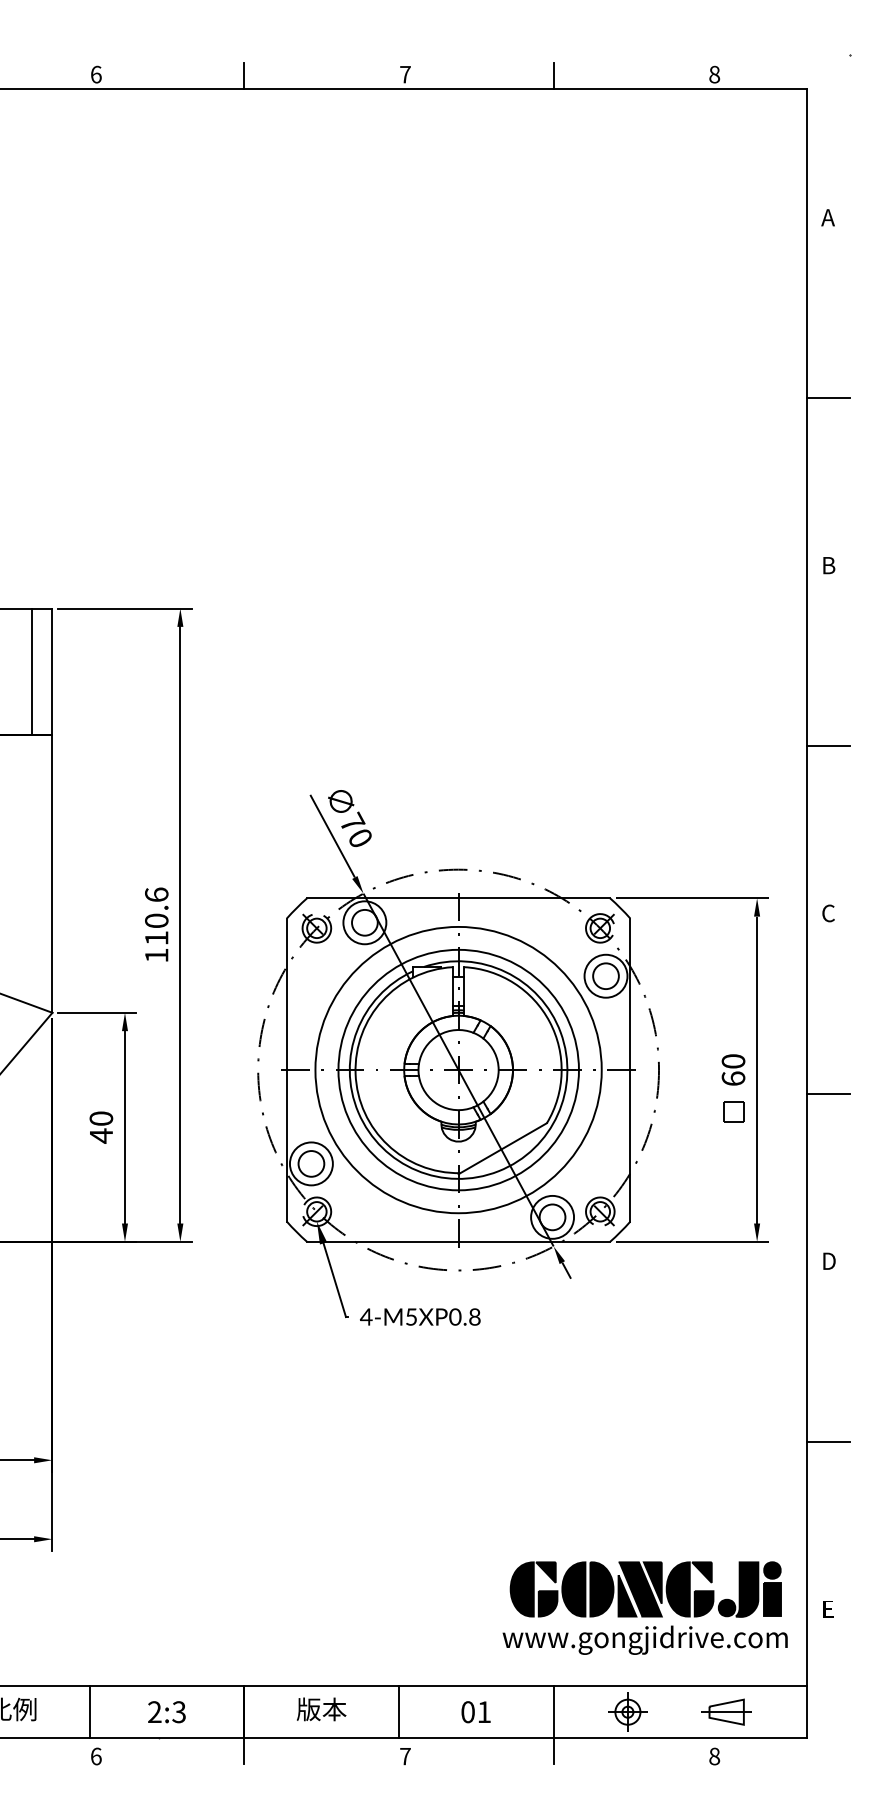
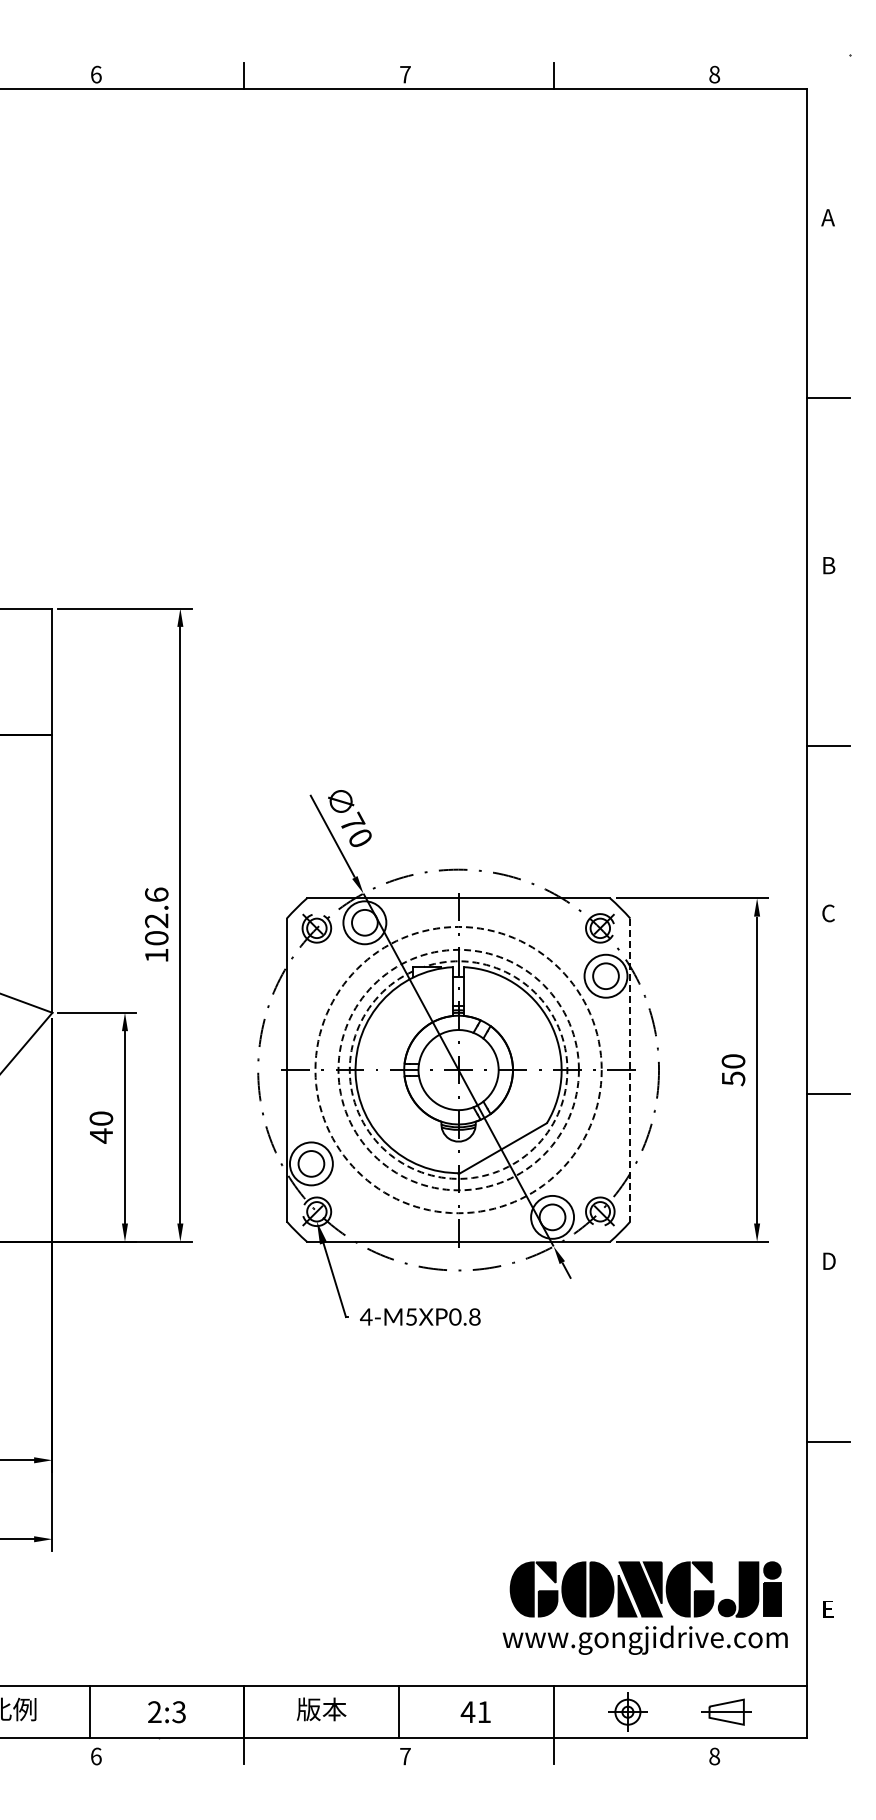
line: present -> none (32, 671)
text: 110.6 -> 102.6 (156, 929)
circle: solid -> dashed (458, 1069)
circle: solid -> dashed (458, 1069)
line: solid -> dashed (630, 1070)
text: 60 -> 50 (733, 1078)
part: present -> none (733, 1111)
arc: solid -> dashed (498, 1171)
text: 01 -> 41 (467, 1712)
